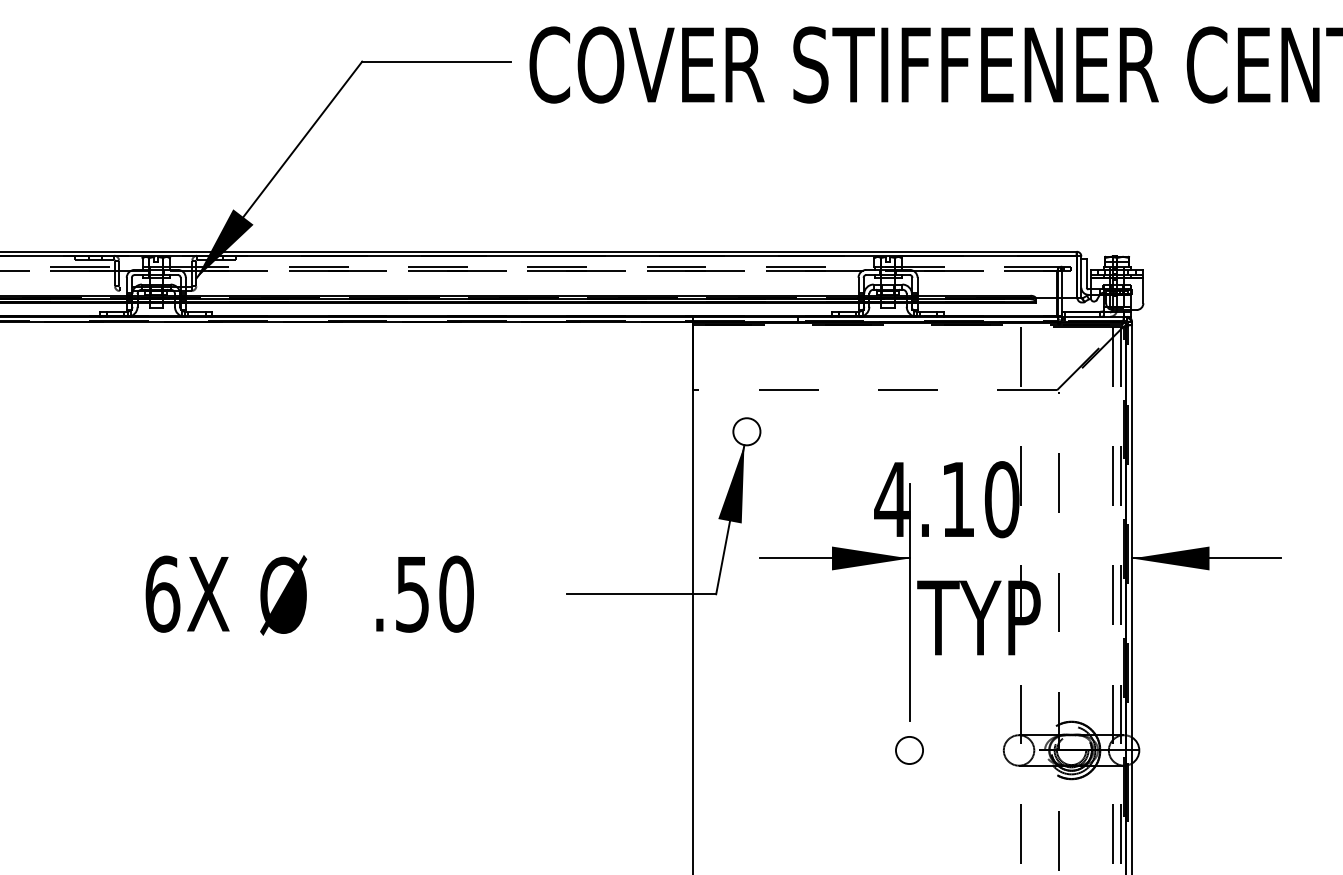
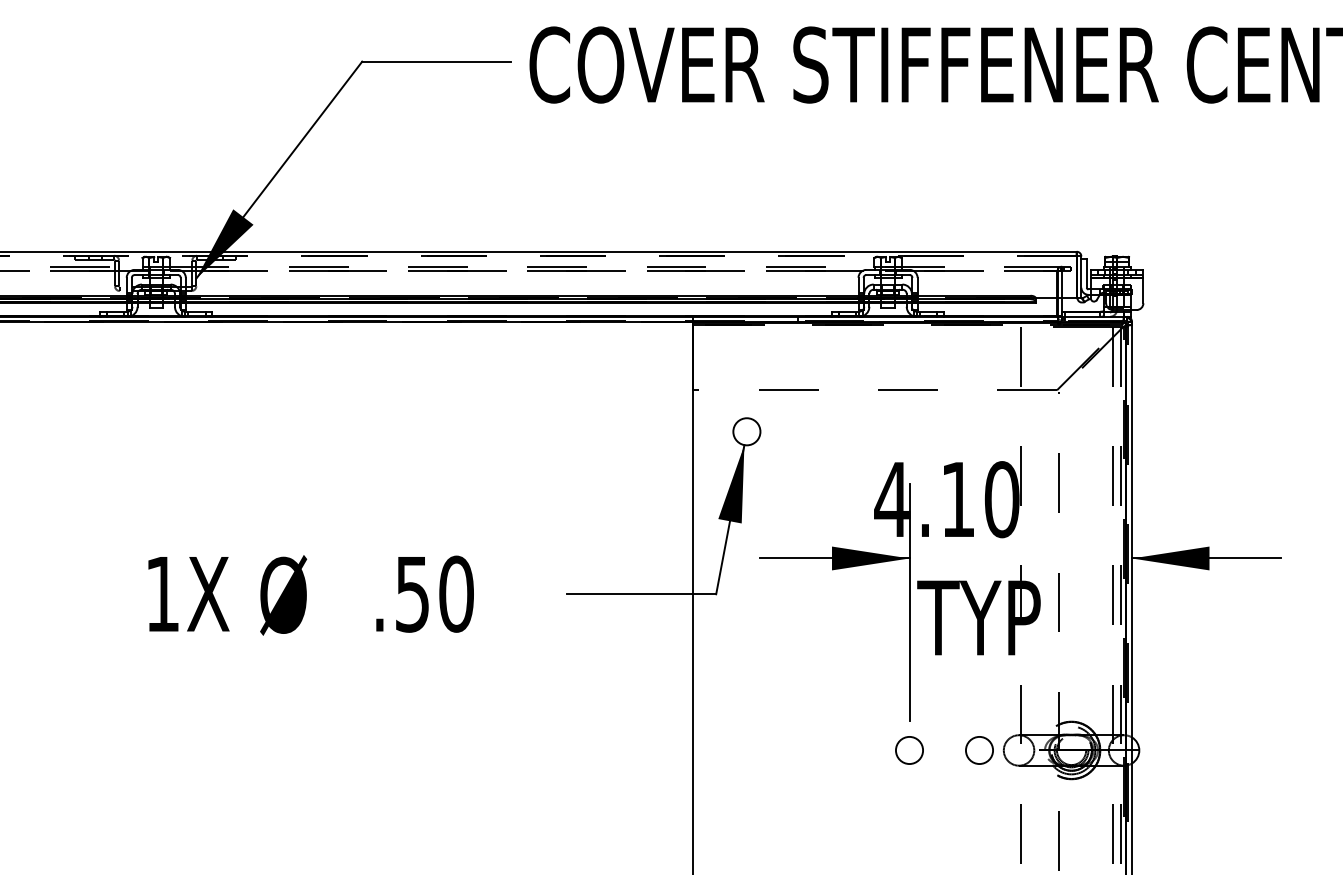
line: solid -> dashed (538, 256)
text: 6X -> 1X (162, 593)
circle: none -> present (979, 750)
